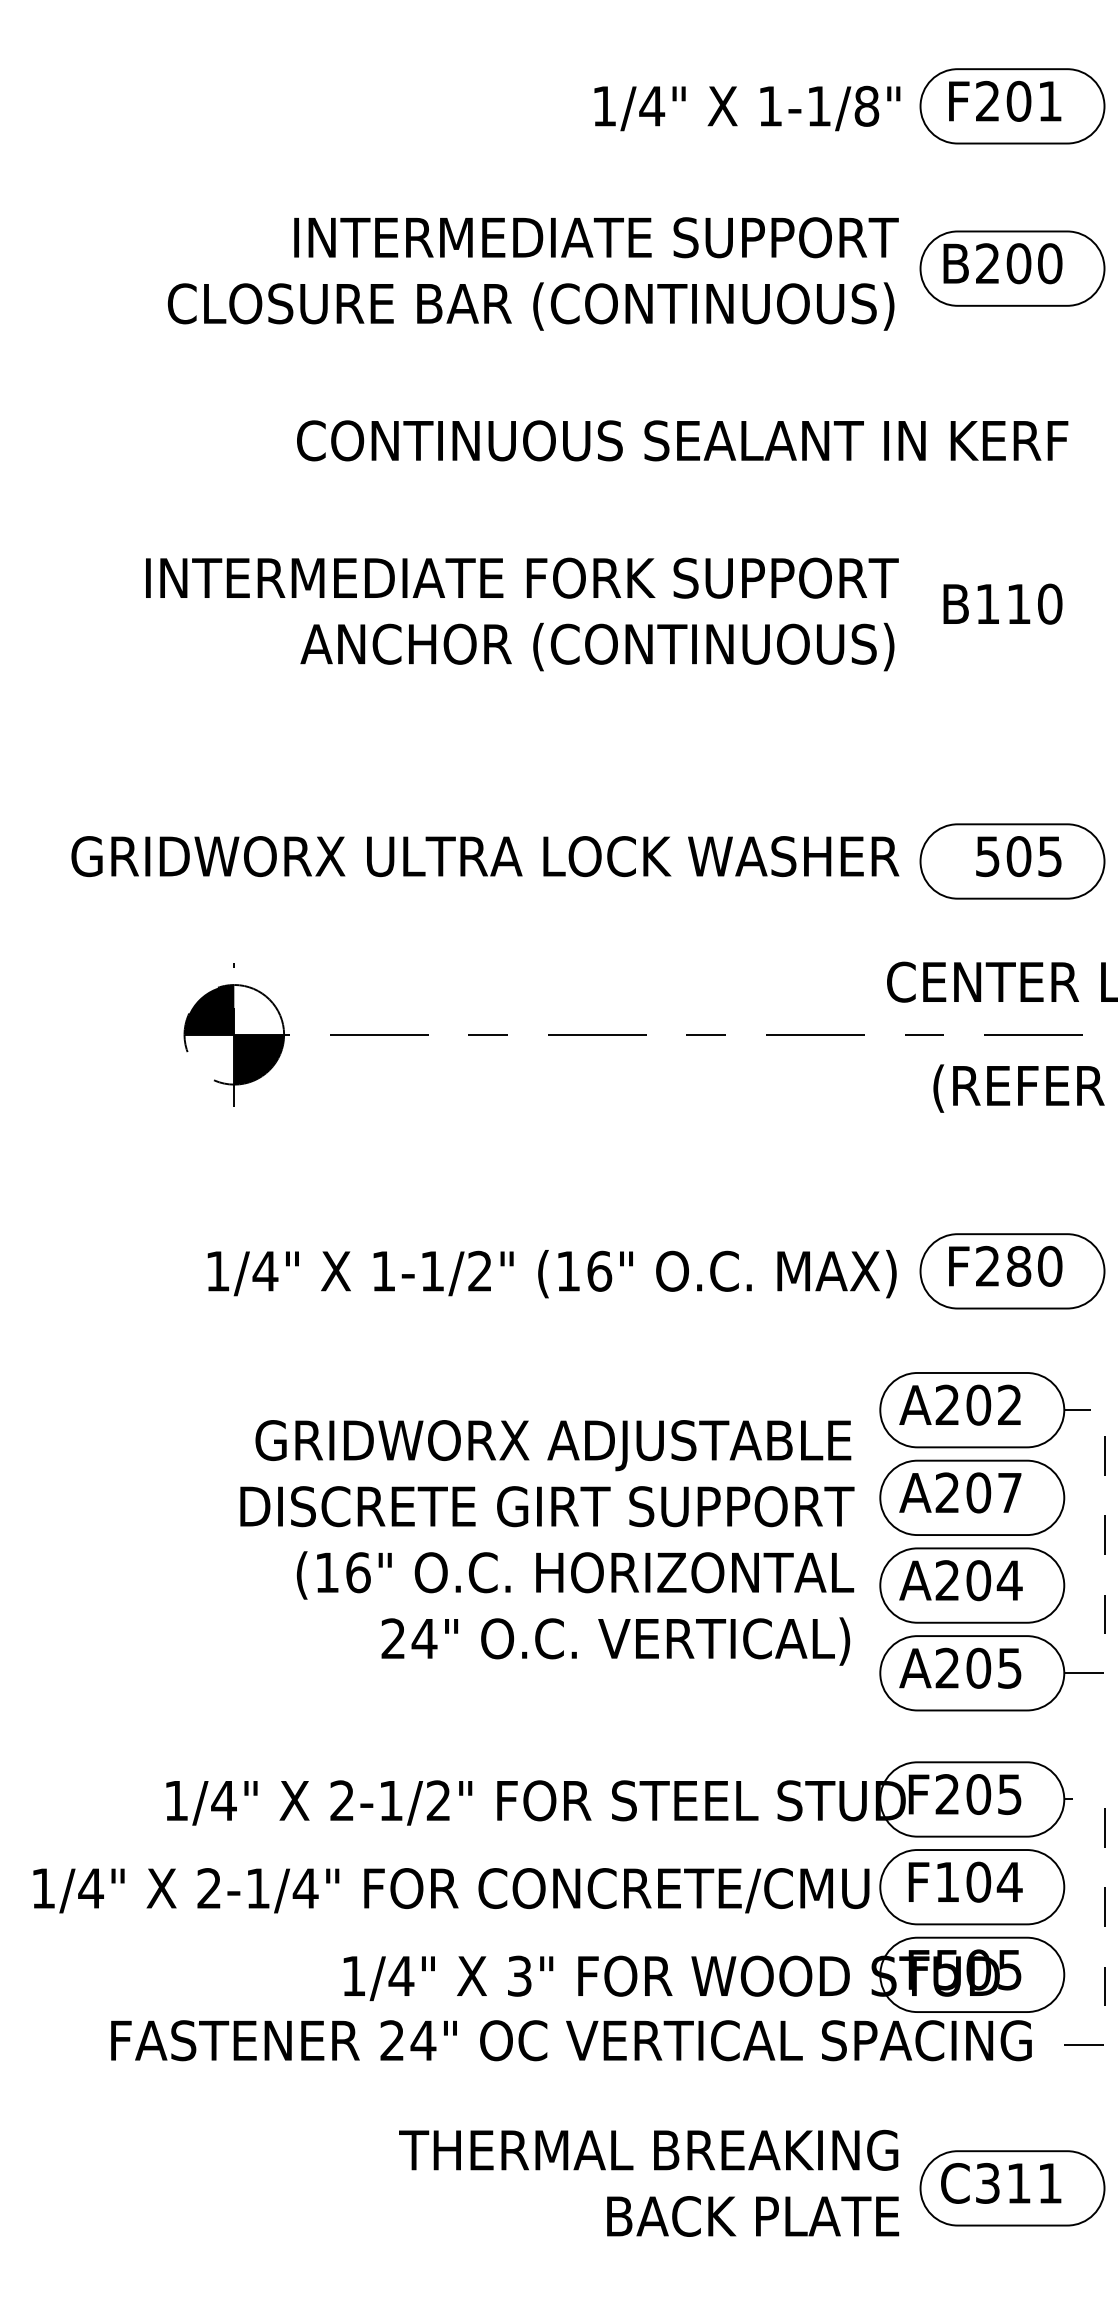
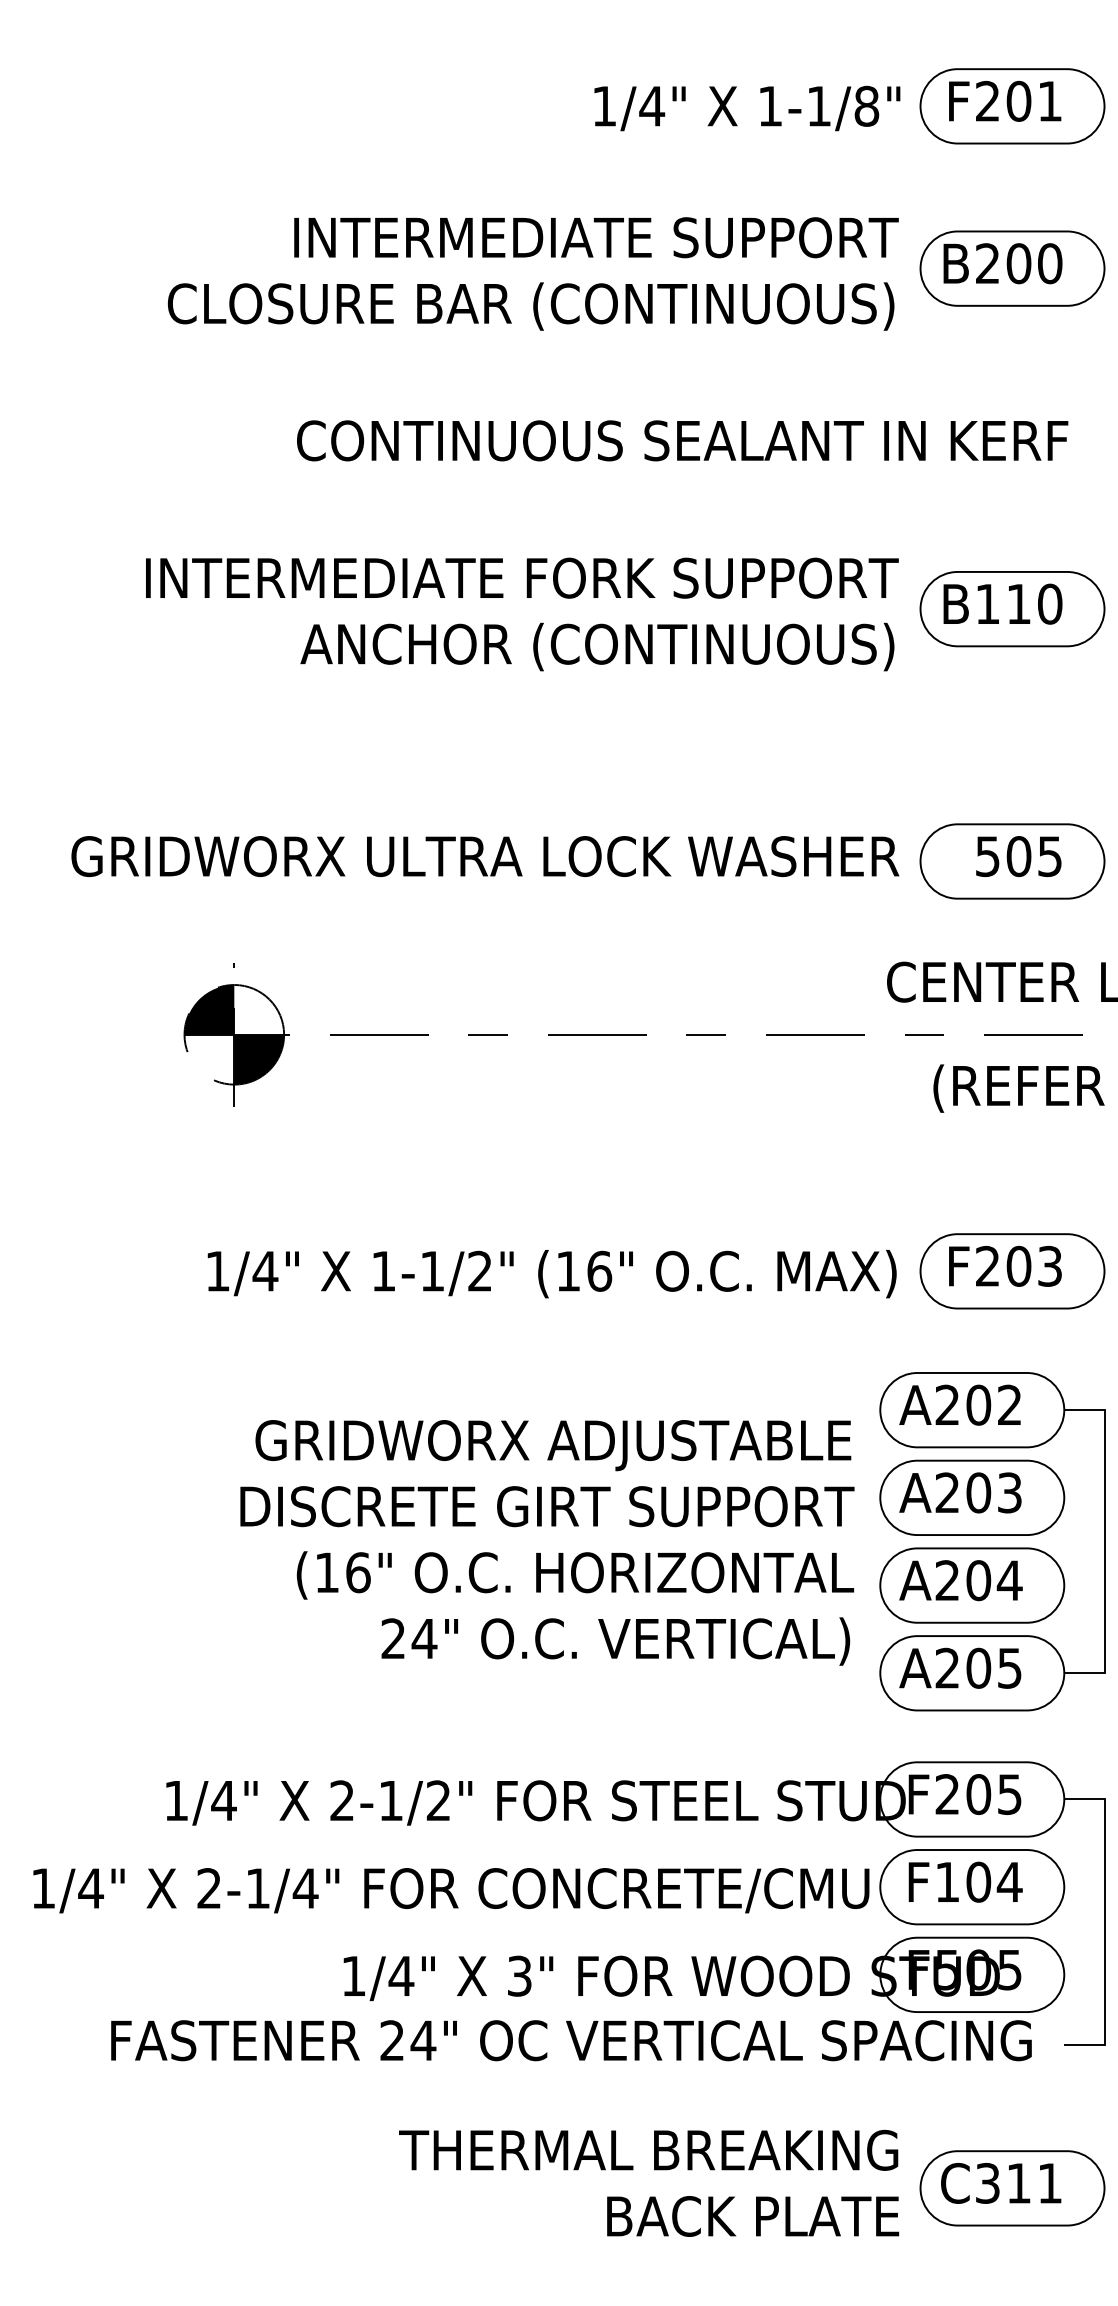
part: none -> present (1012, 609)
text: F280 -> F203 (1034, 1266)
text: A207 -> A203 (1009, 1492)
line: dashed -> solid (1104, 1541)
line: dashed -> solid (1104, 1922)
